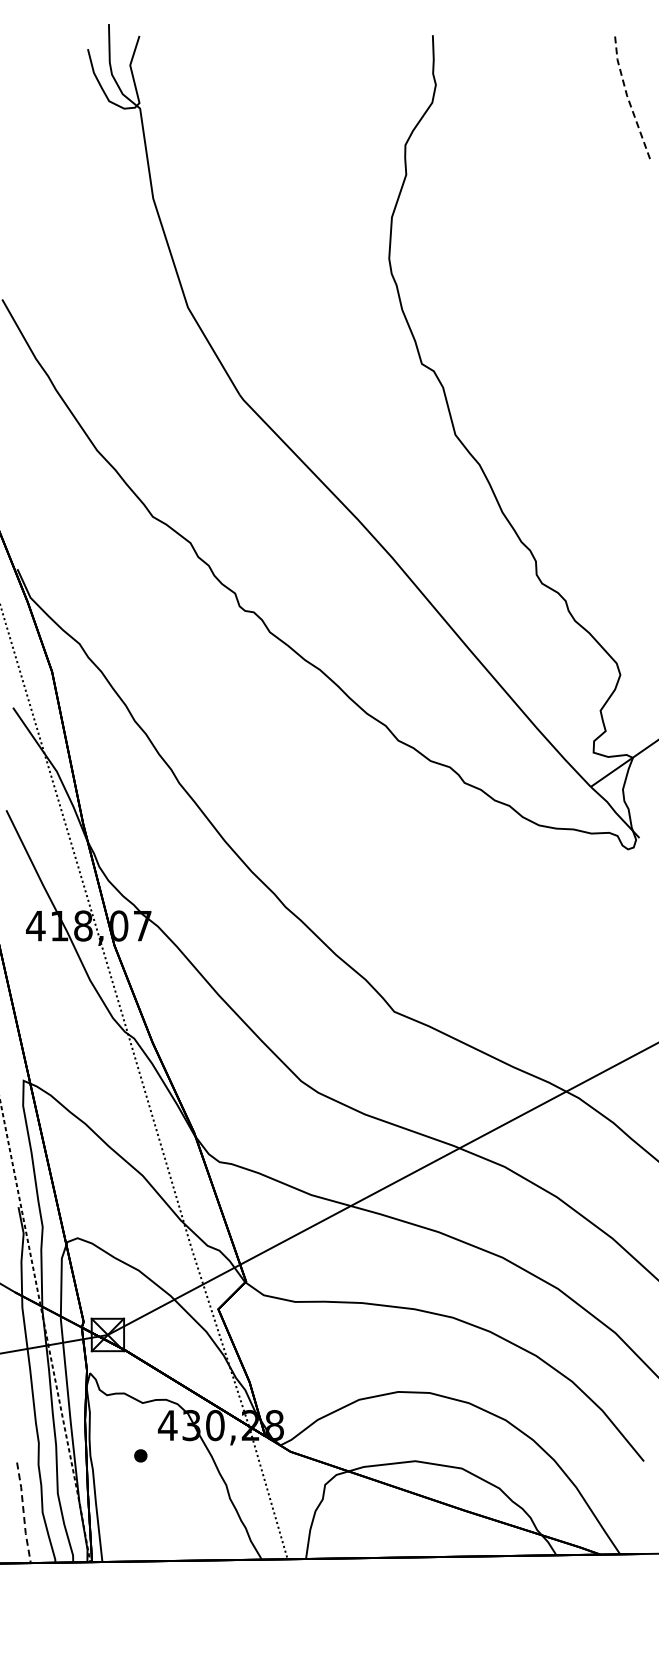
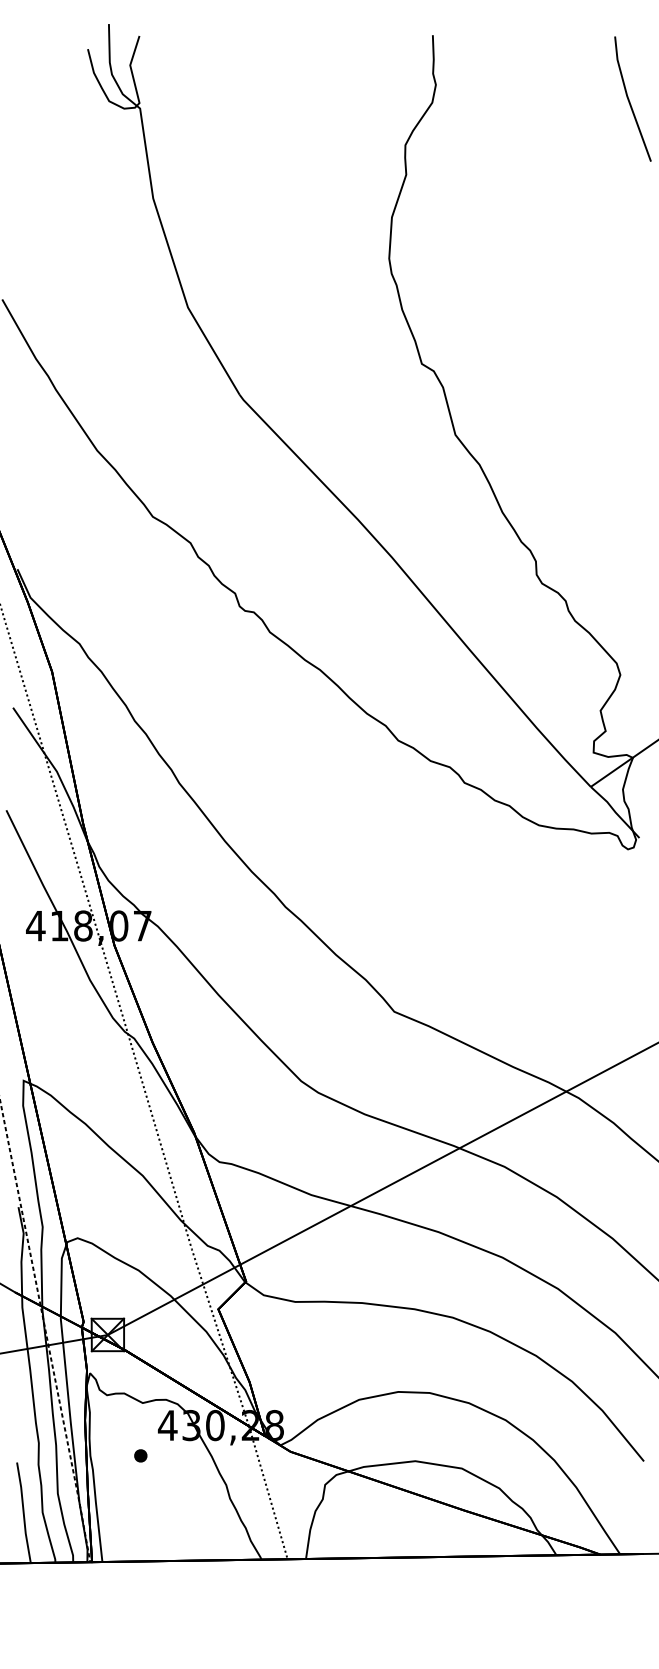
line: dashed -> solid (628, 98)
line: dashed -> solid (23, 1512)
